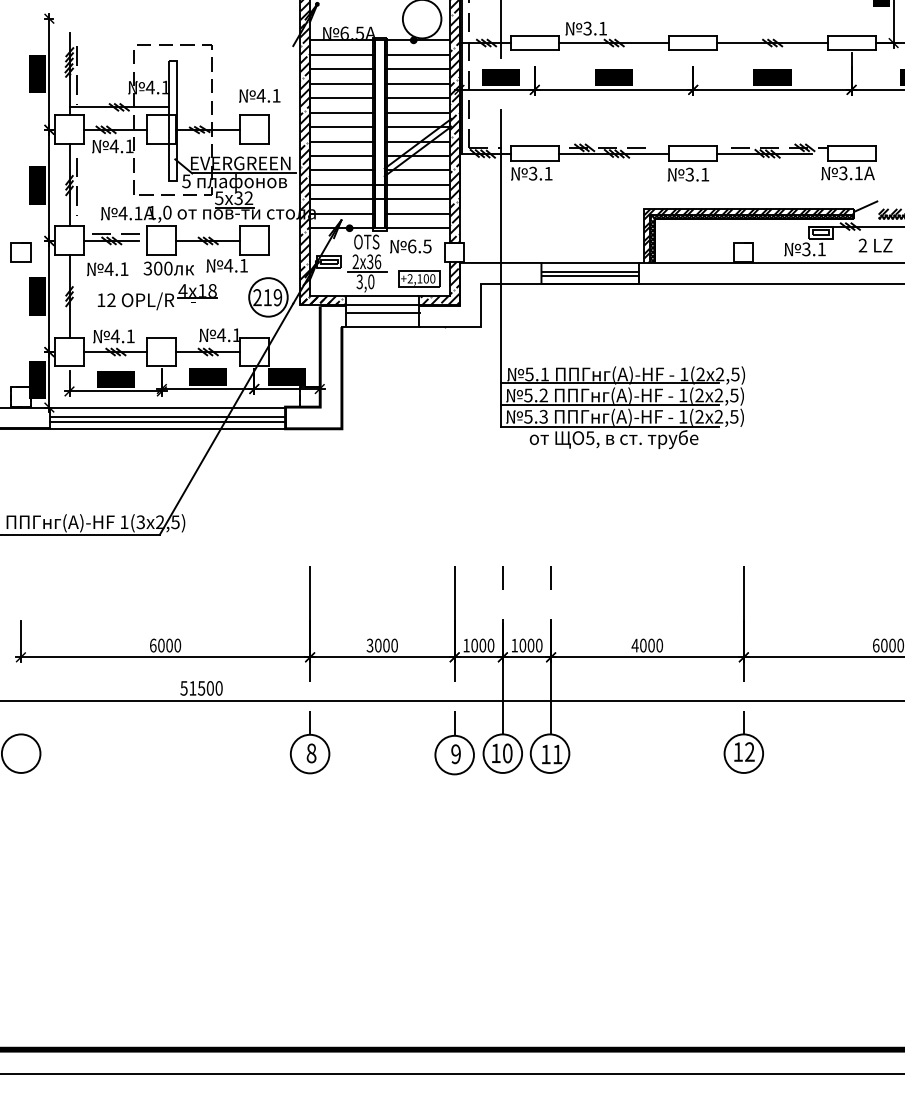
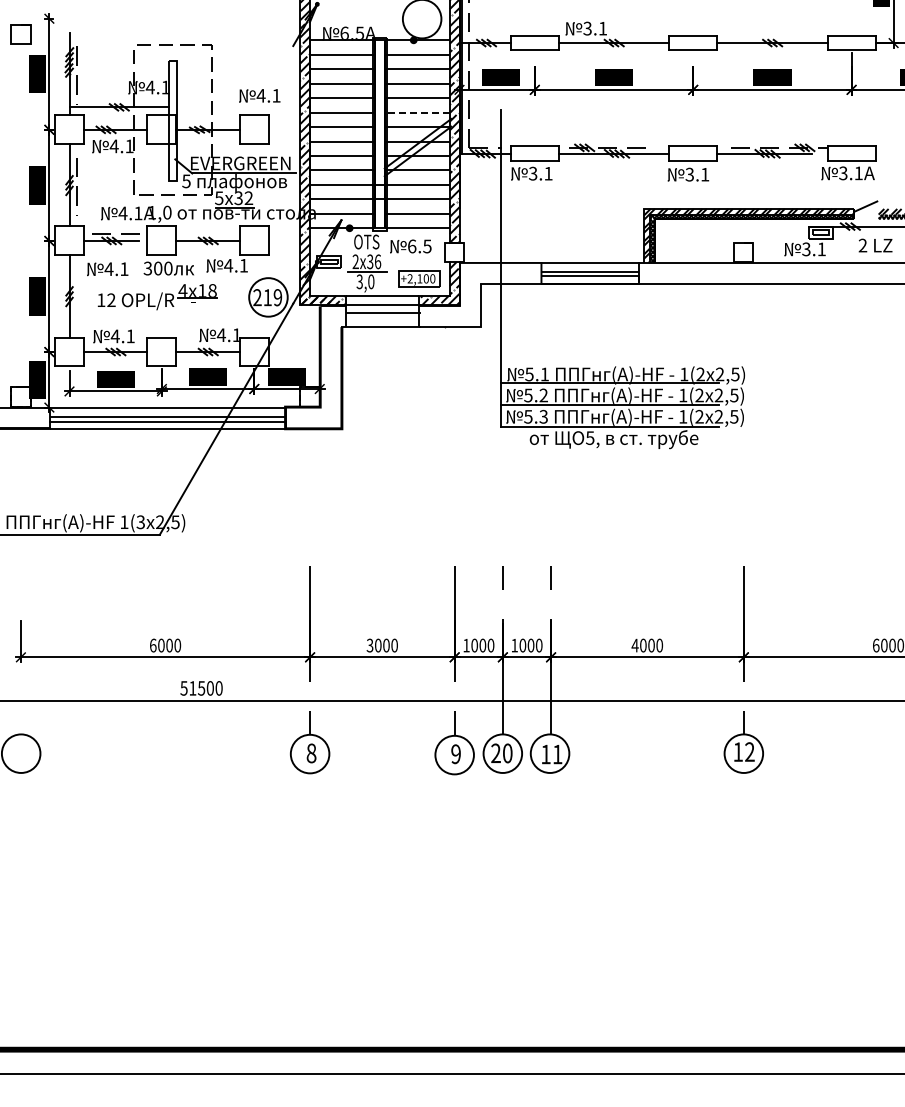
line: present -> none (501, 30)
line: solid -> dashed (417, 112)
curve position: (20, 243) -> (20, 25) (20, 25)
text: 10 -> 20 (495, 752)
